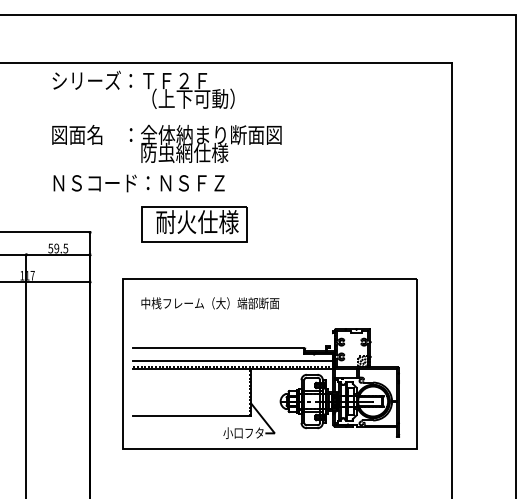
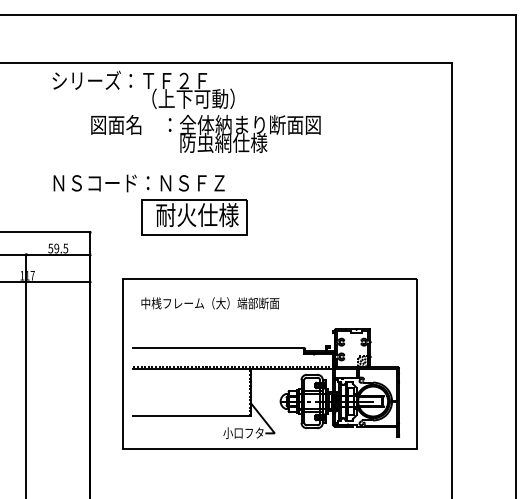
text position: (166, 143) -> (205, 133) (205, 133)
part position: (194, 224) -> (194, 217) (194, 217)
line: present -> none (232, 361)
